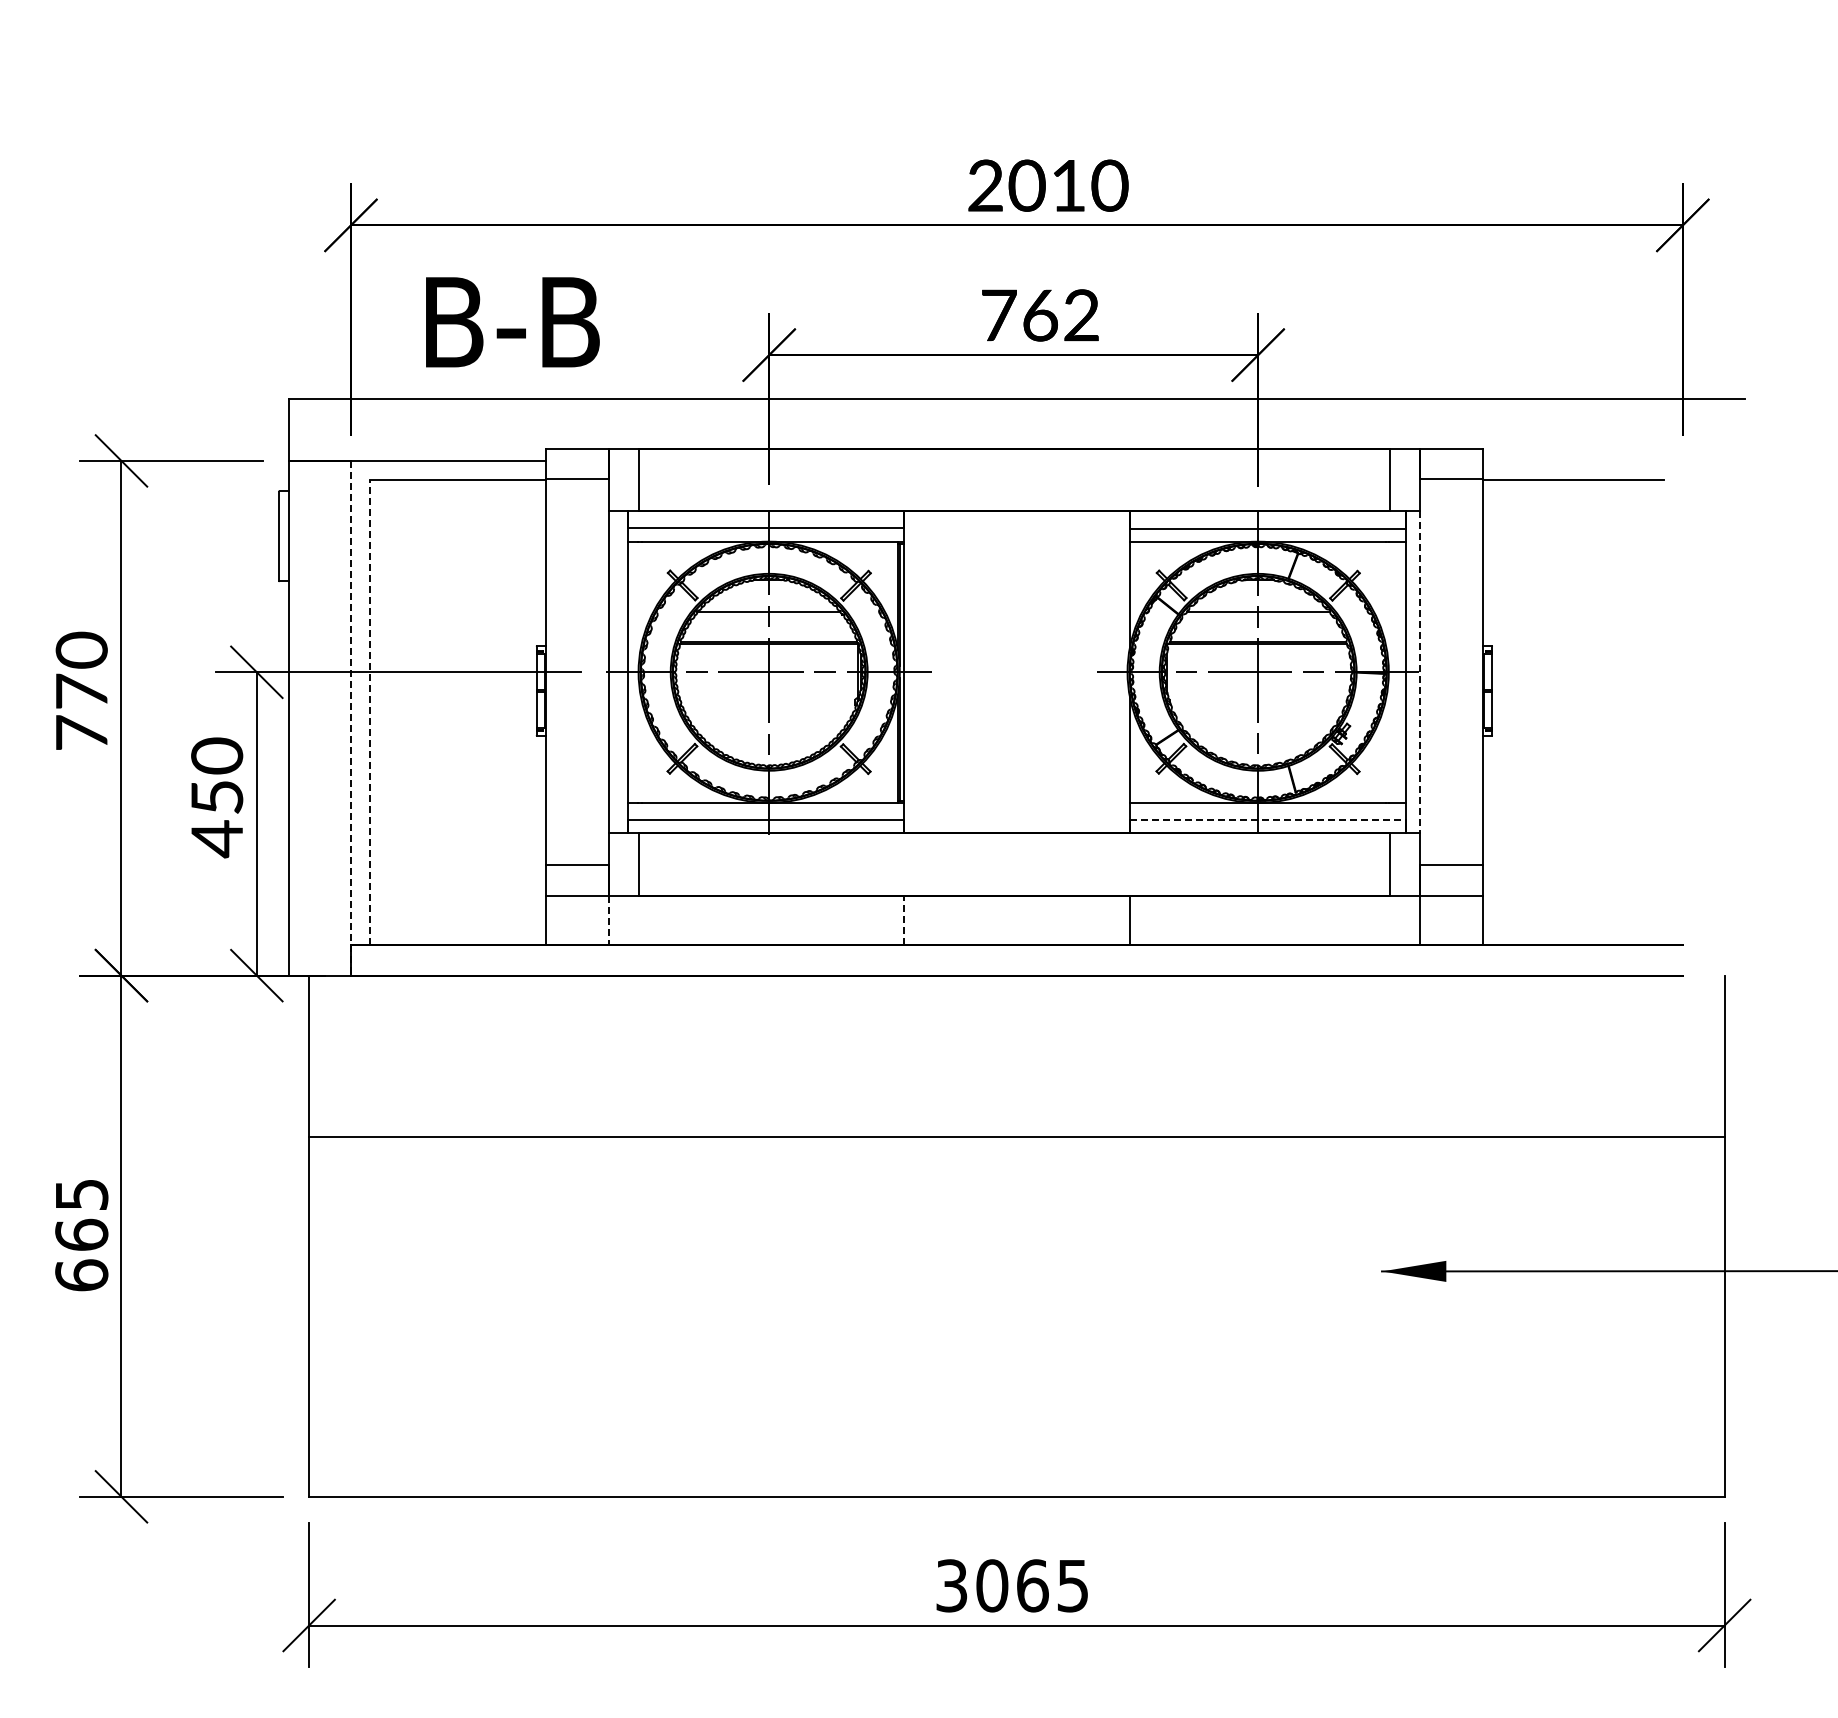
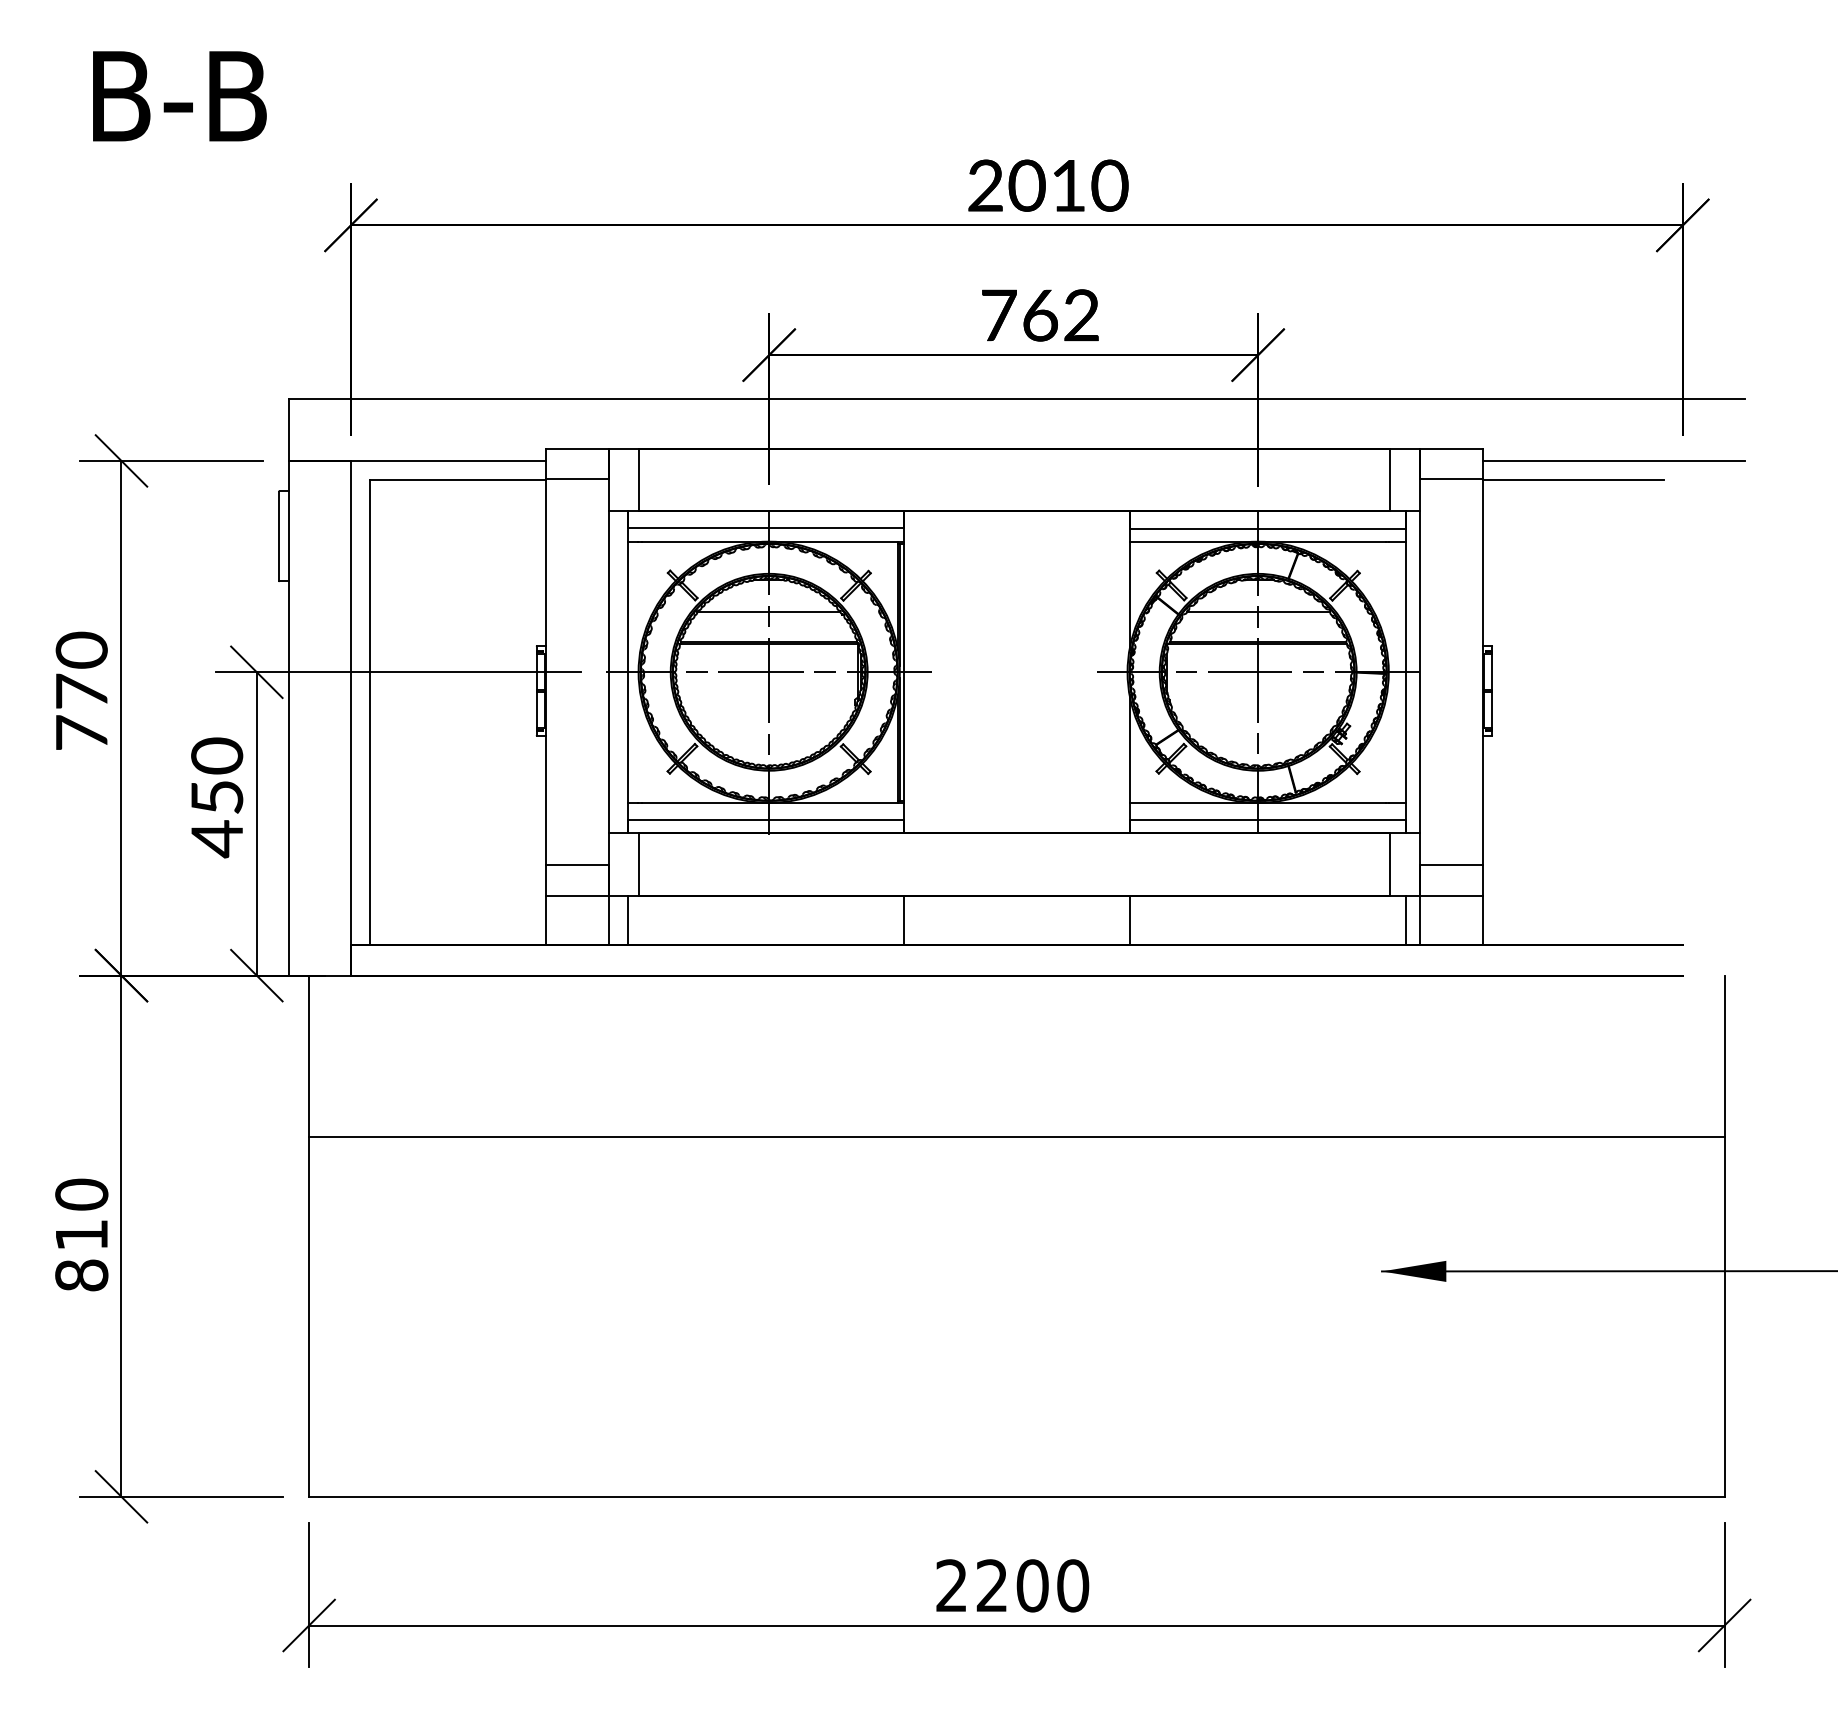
text position: (512, 322) -> (179, 96) (179, 96)
line: none -> present (1613, 460)
line: dashed -> solid (1420, 672)
line: dashed -> solid (370, 712)
line: dashed -> solid (350, 718)
line: dashed -> solid (1268, 819)
line: dashed -> solid (608, 920)
line: none -> present (627, 920)
line: dashed -> solid (904, 920)
line: none -> present (1406, 920)
text: 665 -> 810 (81, 1234)
text: 3065 -> 2200 (1012, 1585)
